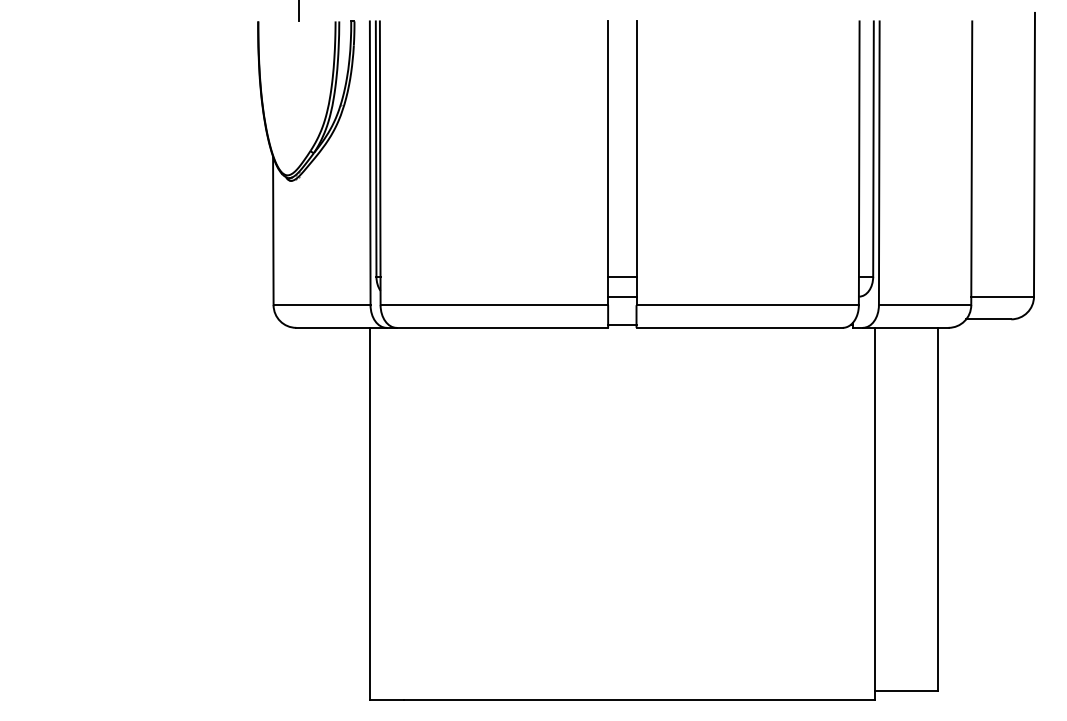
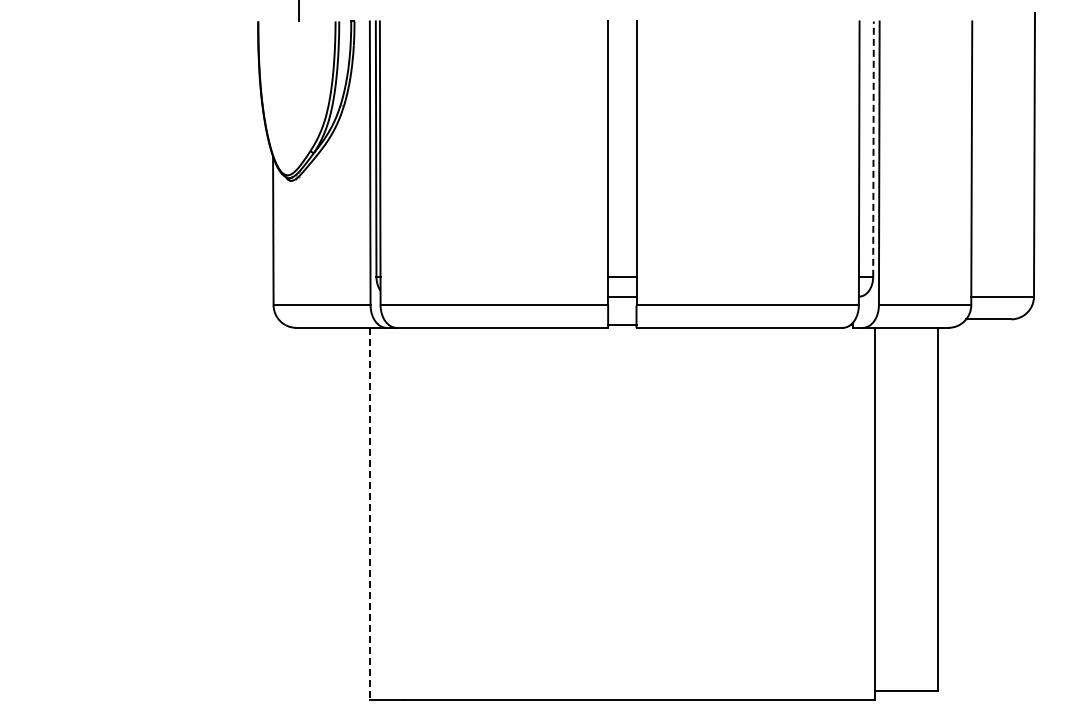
line: solid -> dashed (873, 149)
line: solid -> dashed (369, 513)
